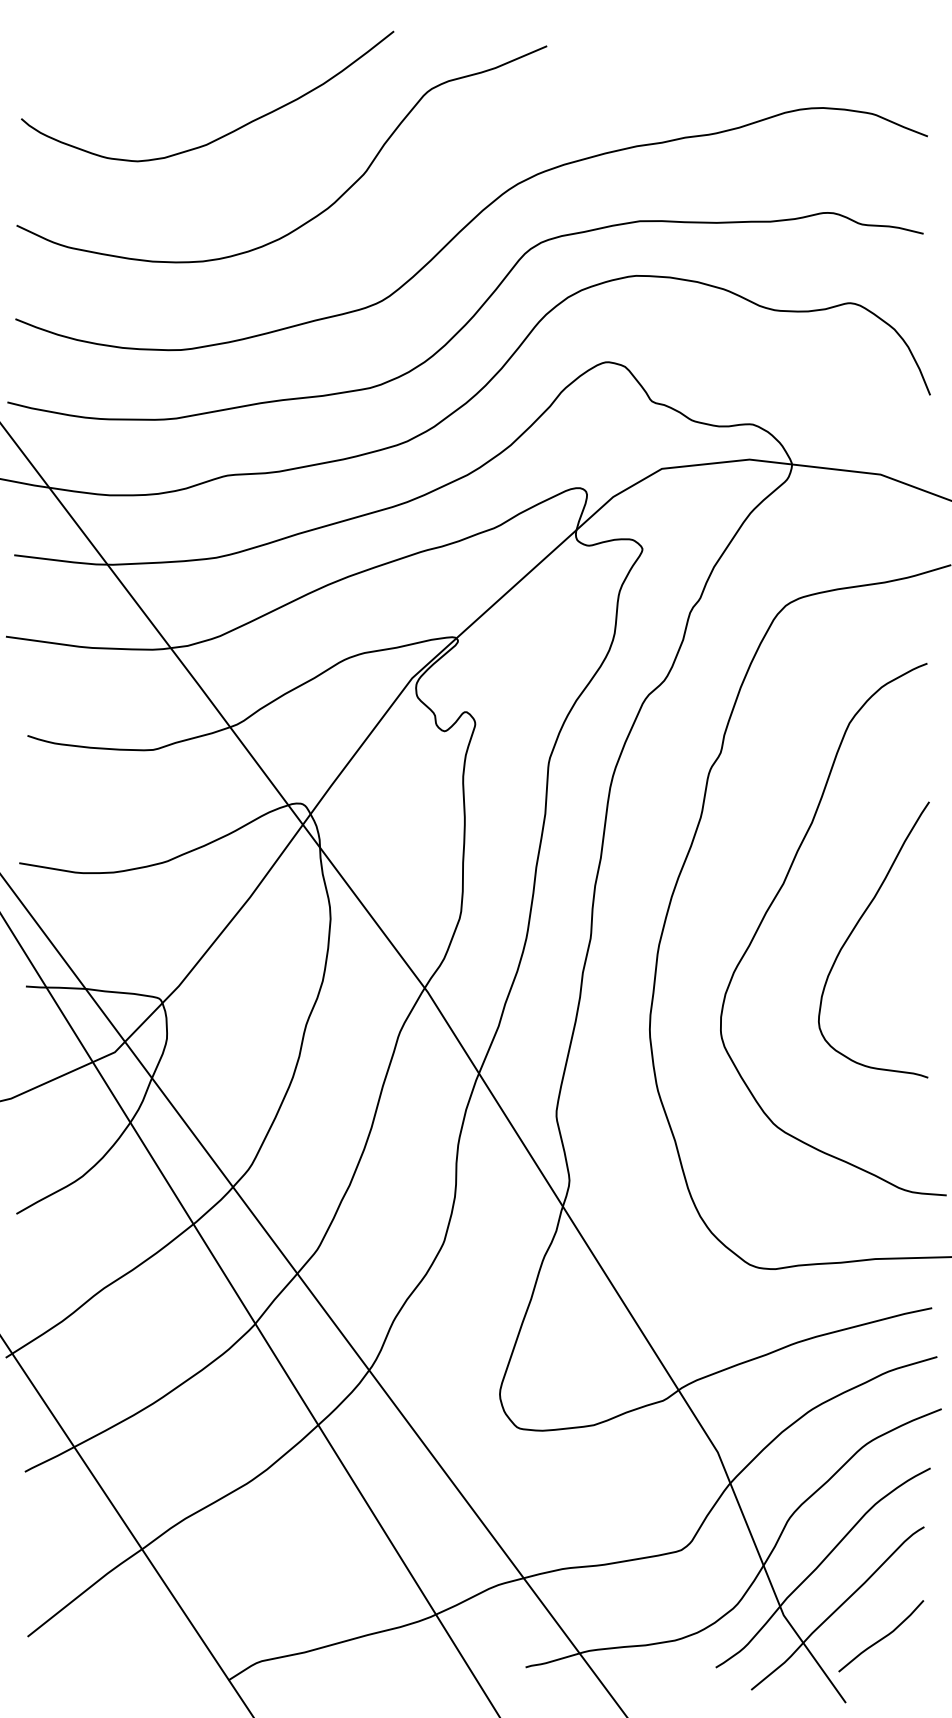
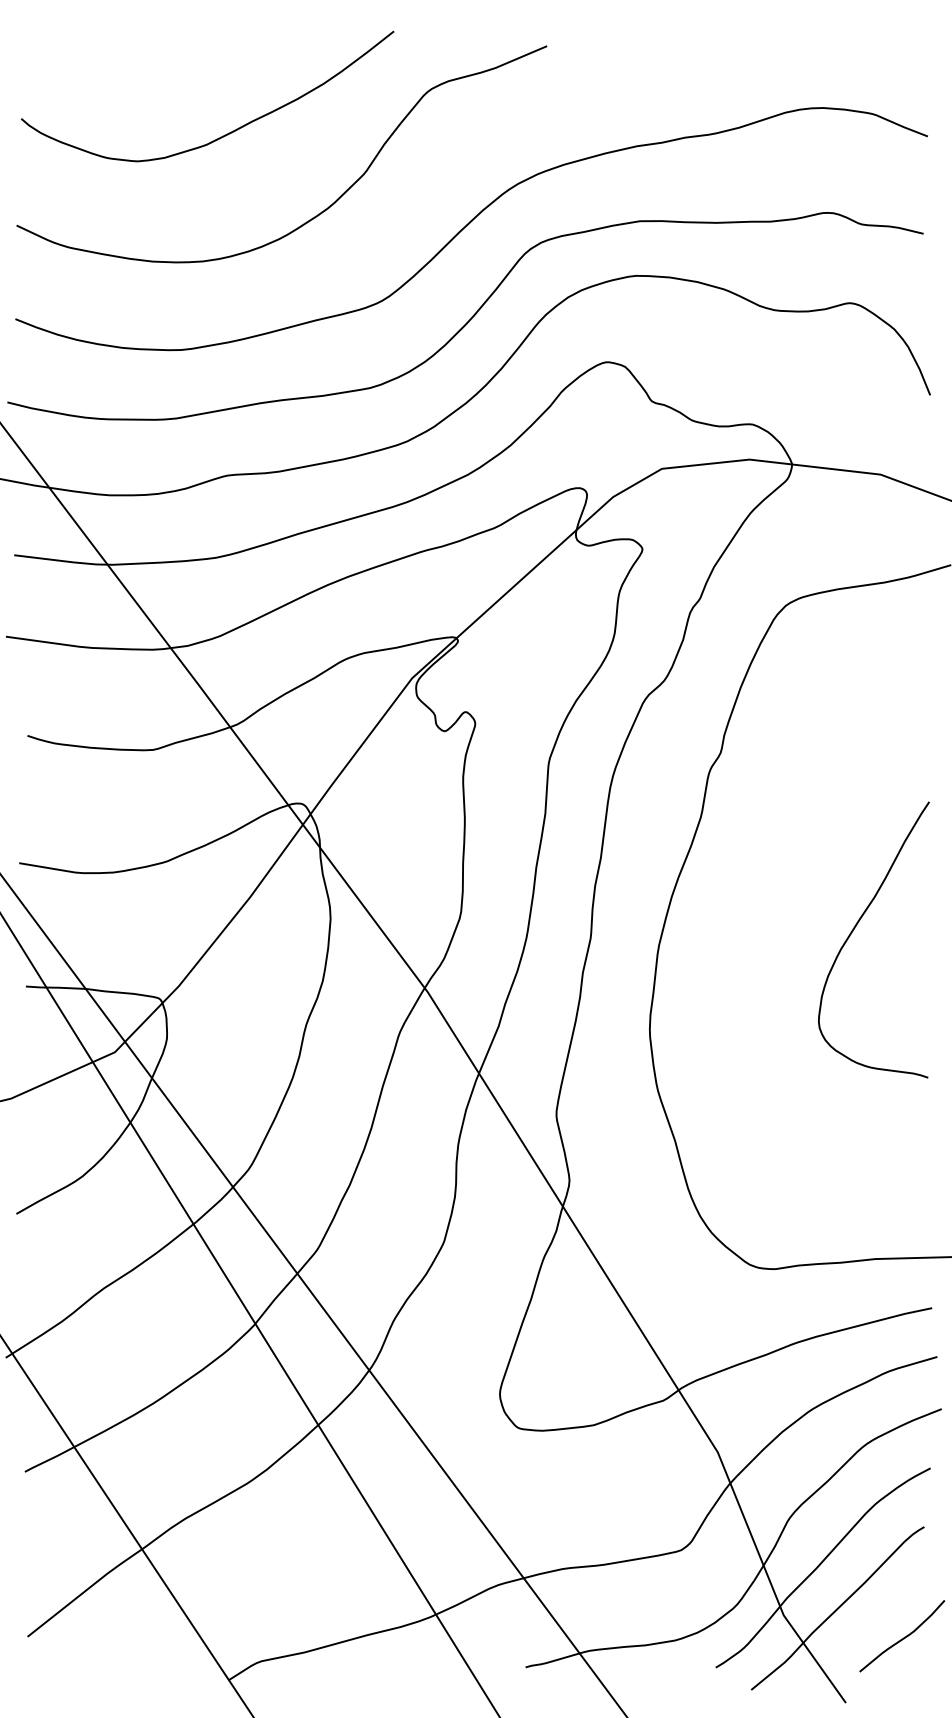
curve: present -> none (778, 894)
curve position: (882, 1637) -> (903, 1637) (903, 1637)
